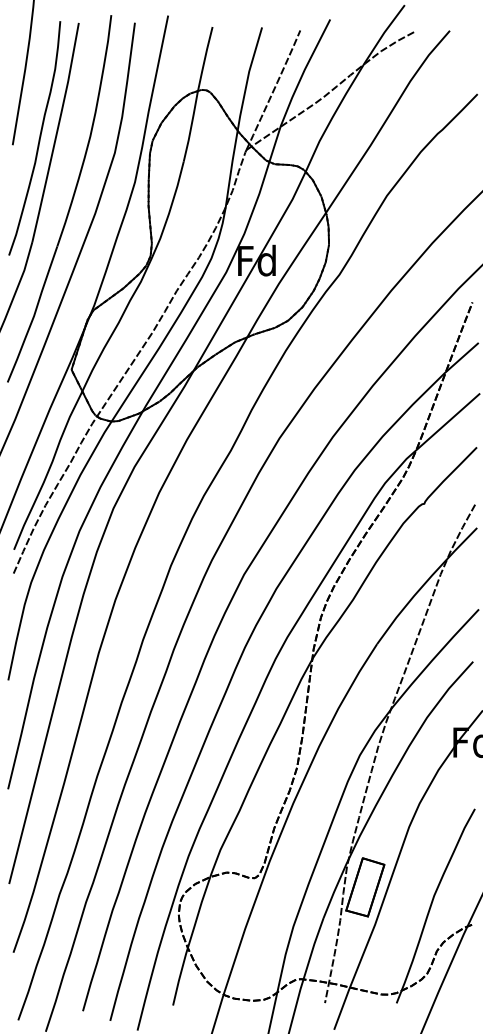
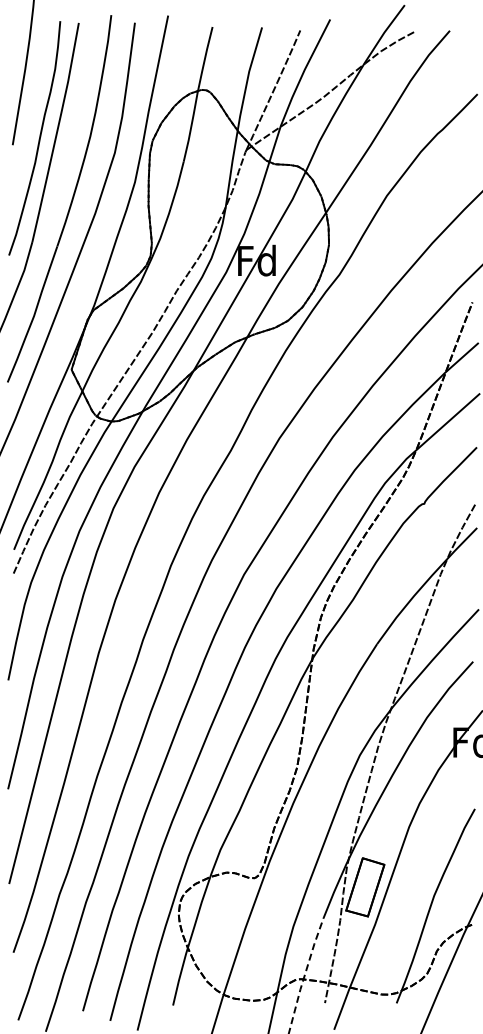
line: solid -> dashed (304, 975)
